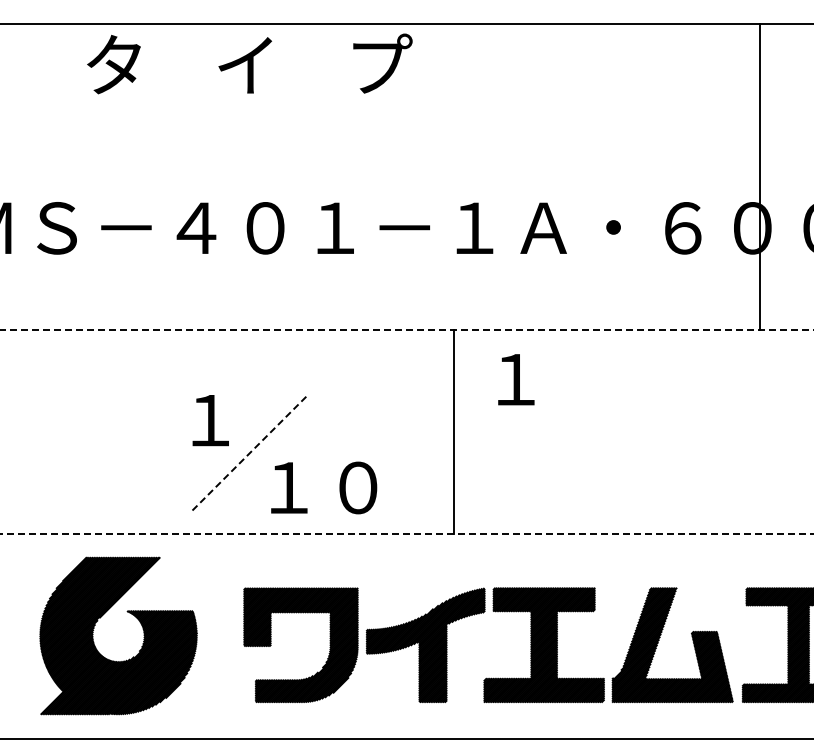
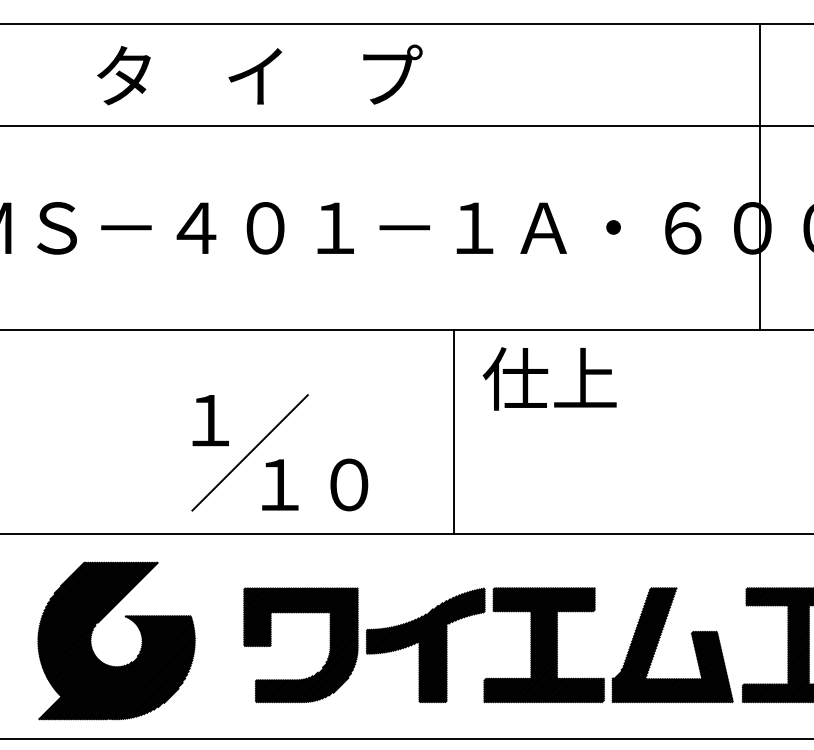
text position: (249, 63) -> (259, 74) (259, 74)
line: none -> present (406, 126)
line: dashed -> solid (407, 330)
text: １ -> 仕上 (549, 378)
line: dashed -> solid (250, 452)
text position: (324, 487) -> (315, 484) (315, 484)
line: dashed -> solid (407, 534)
part position: (132, 615) -> (130, 620) (130, 620)
